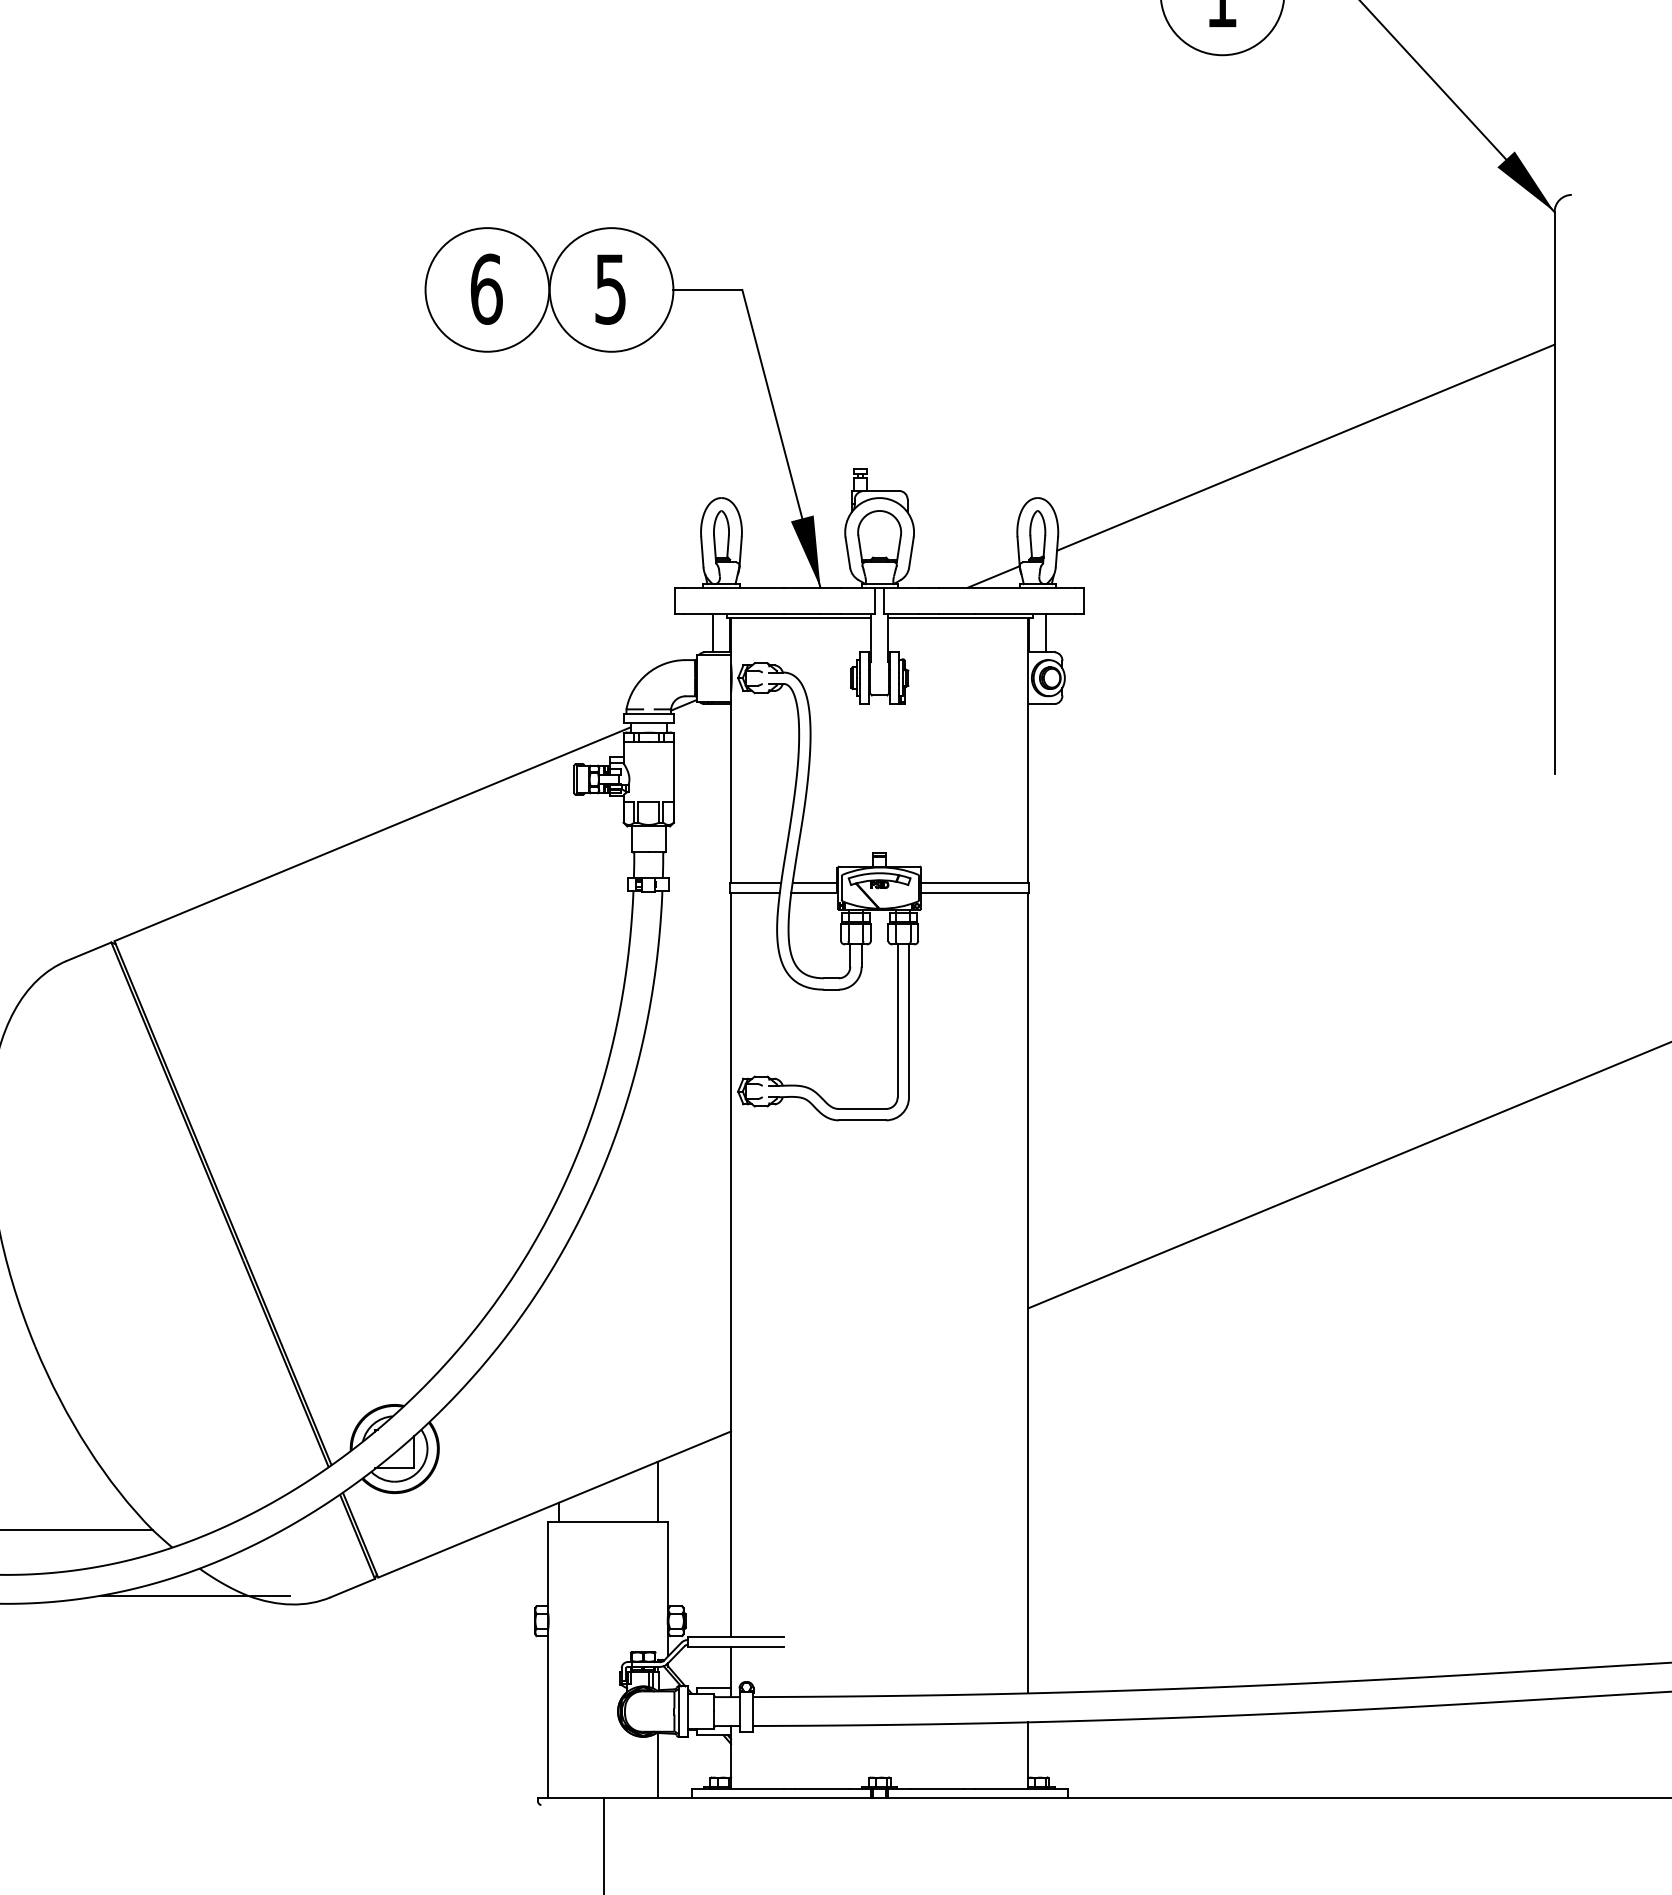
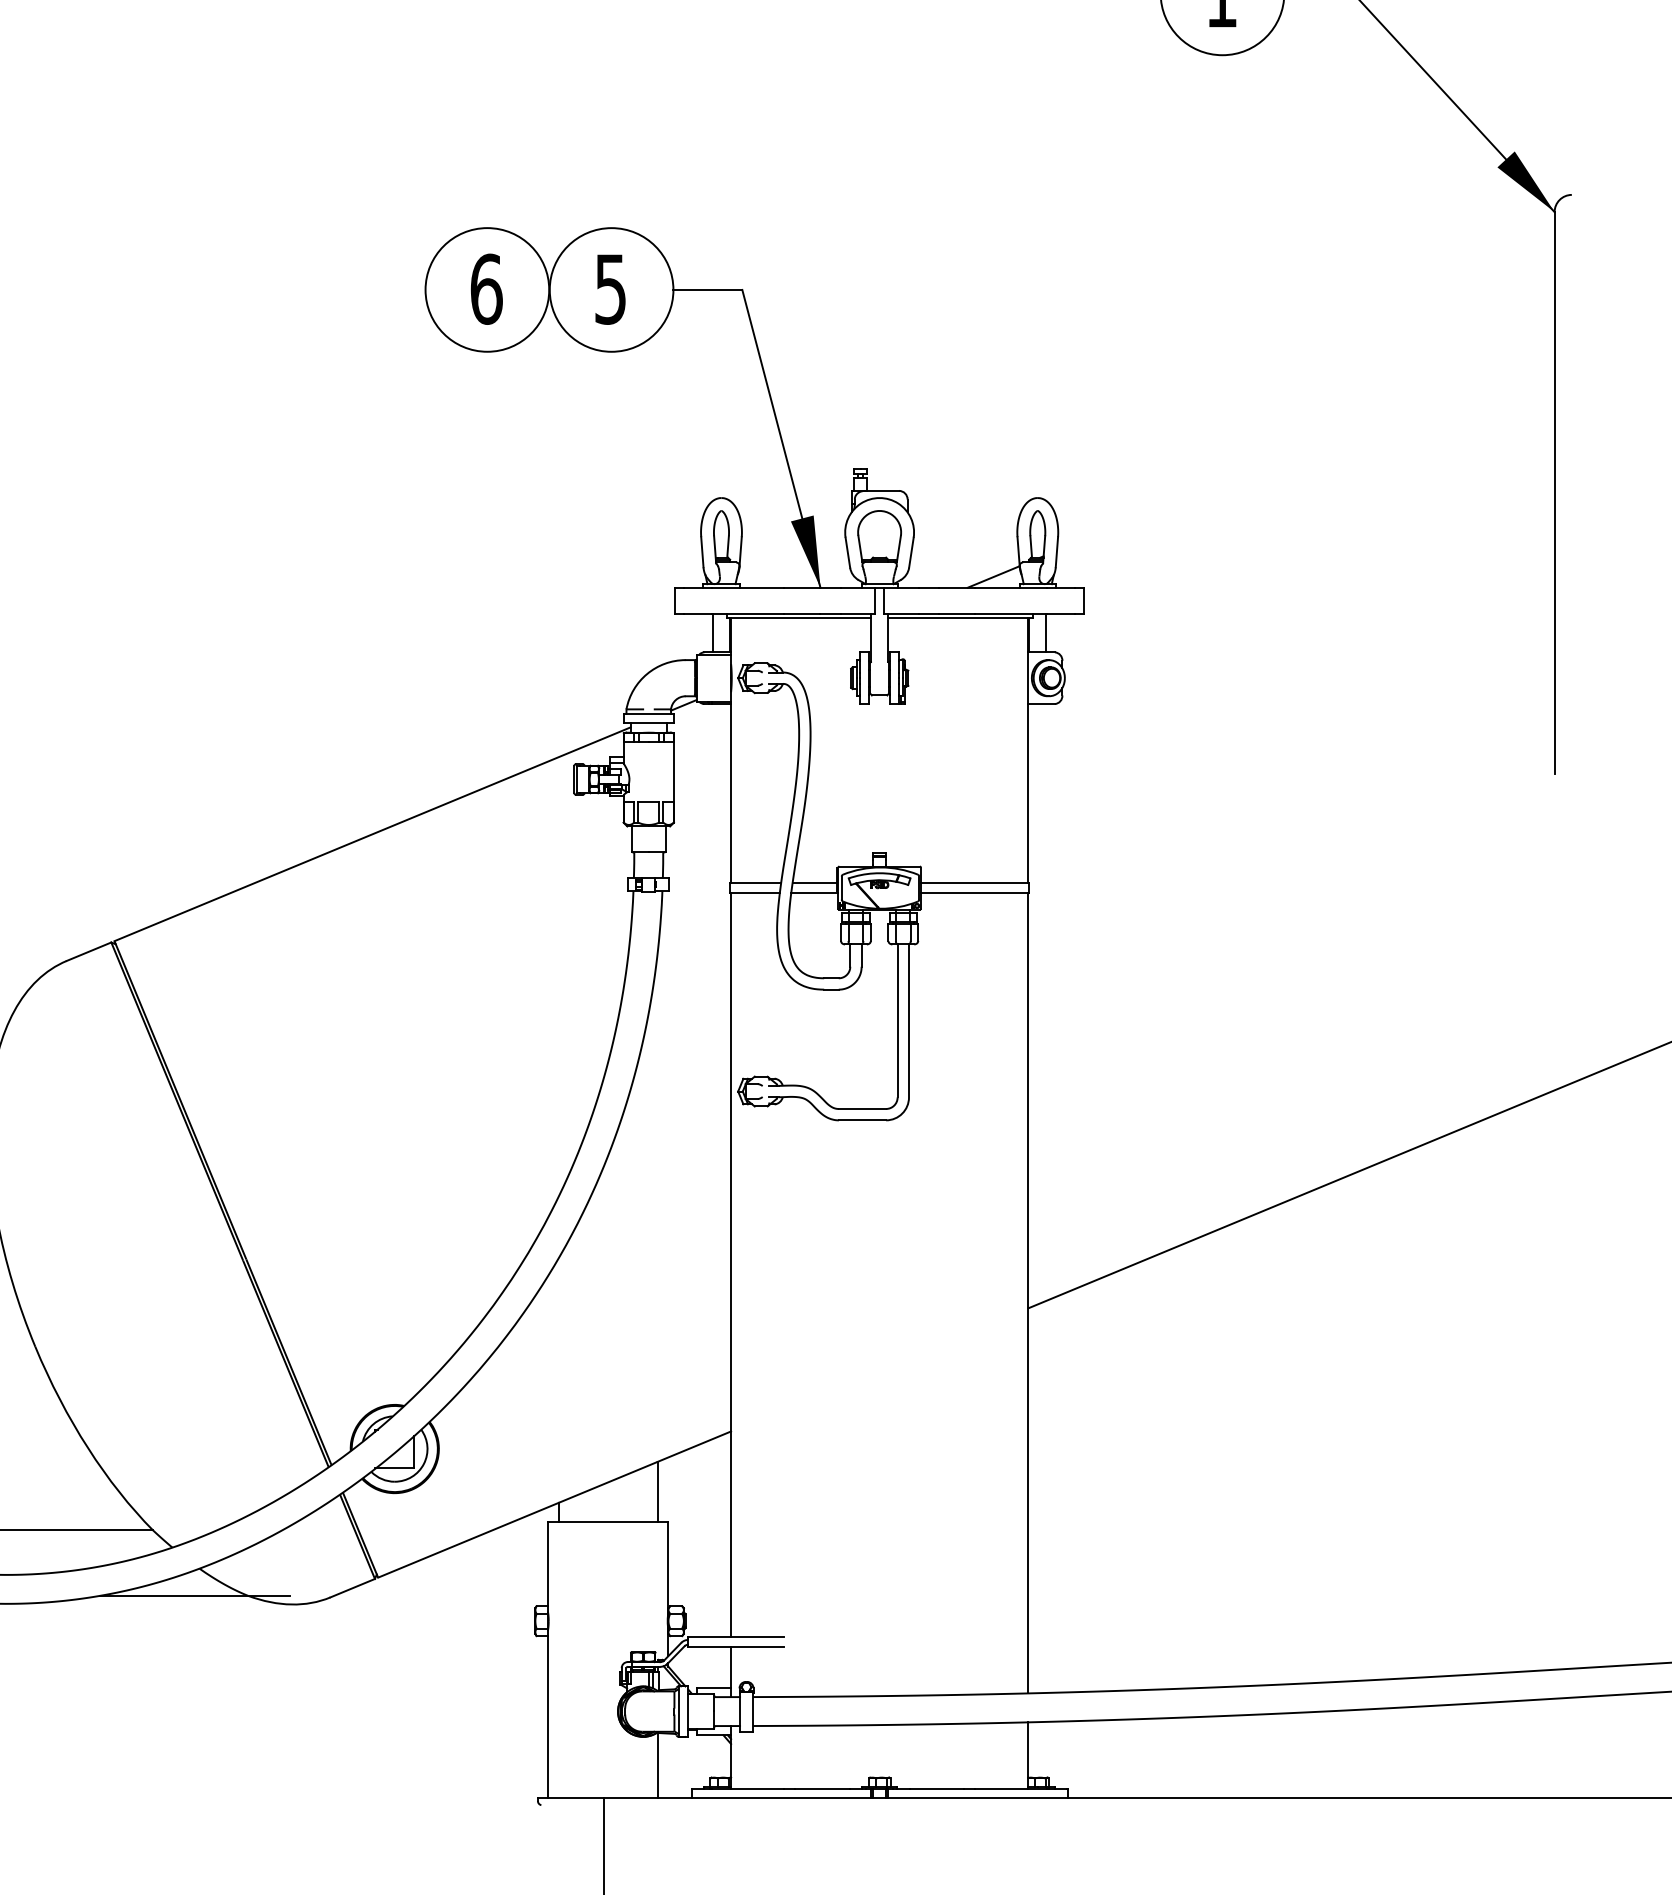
line: present -> none (1305, 447)
